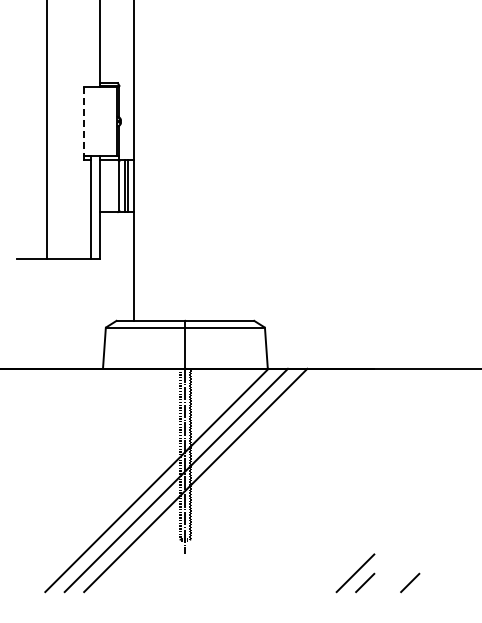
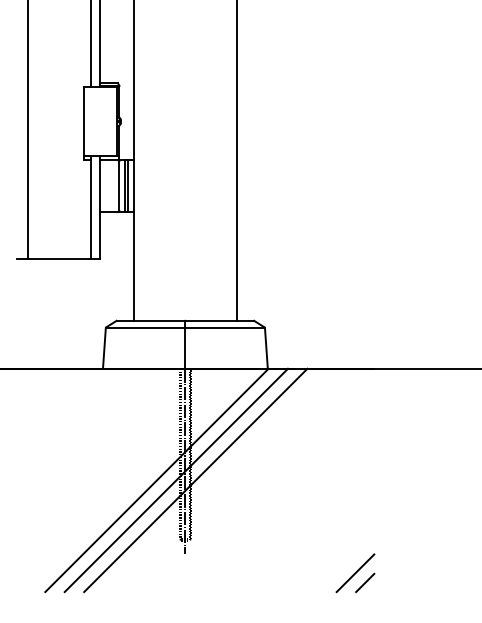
line: none -> present (90, 44)
line: dashed -> solid (83, 122)
line position: (46, 130) -> (27, 130) (27, 130)
line: none -> present (236, 161)
line: present -> none (410, 582)
